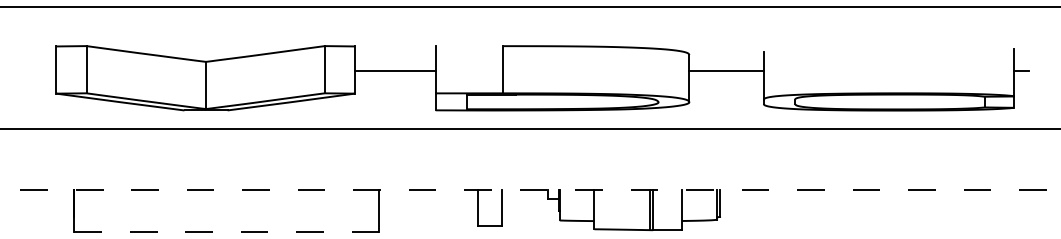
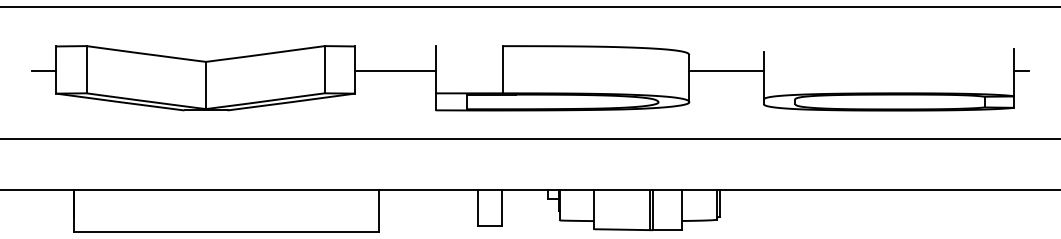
line: none -> present (43, 71)
line position: (529, 128) -> (529, 138) (529, 138)
line: dashed -> solid (529, 189)
line: dashed -> solid (226, 232)
